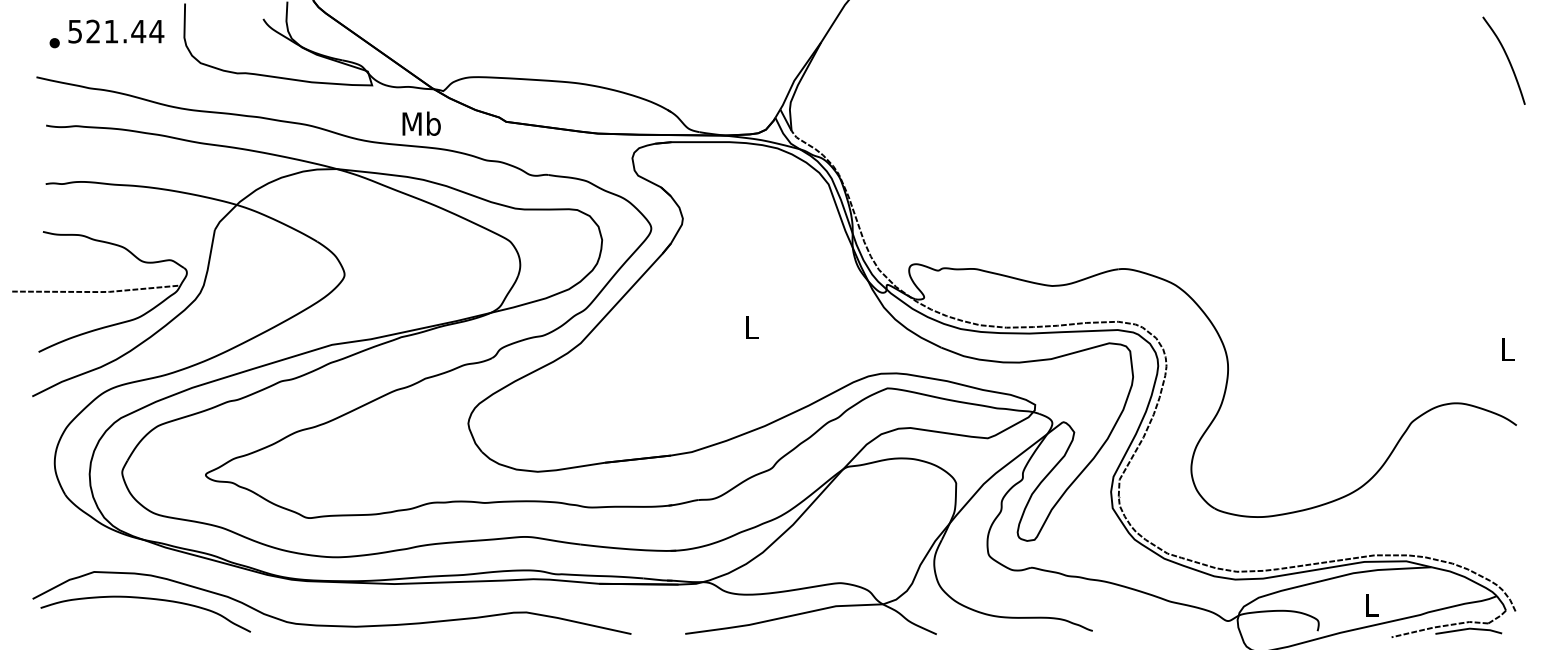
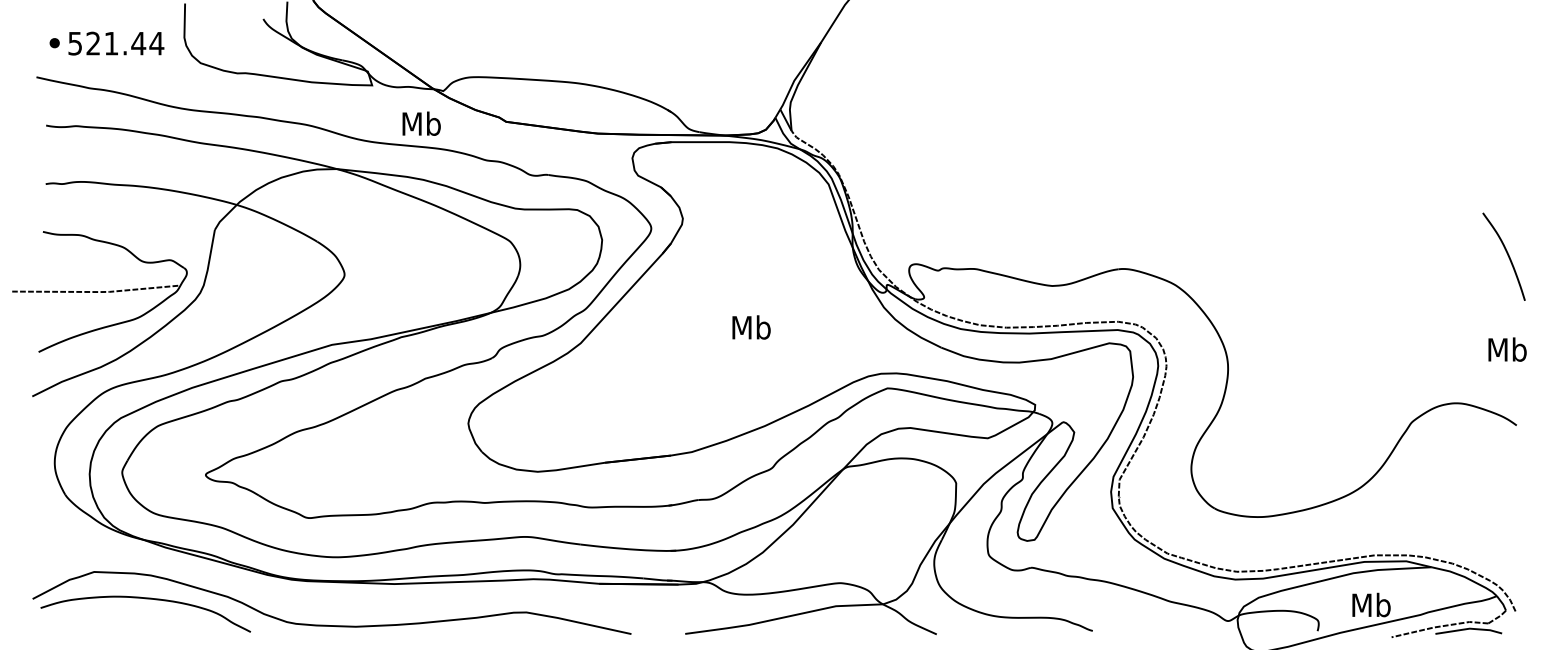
text position: (116, 31) -> (116, 43) (116, 43)
curve position: (1507, 59) -> (1507, 255) (1507, 255)
text: L -> Mb (751, 327)
text: L -> Mb (1507, 349)
text: L -> Mb (1371, 604)
